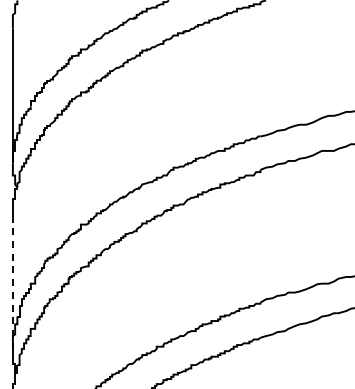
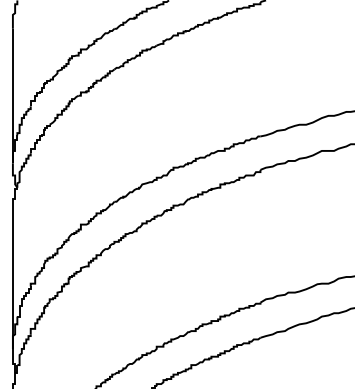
line: dashed -> solid (12, 282)
